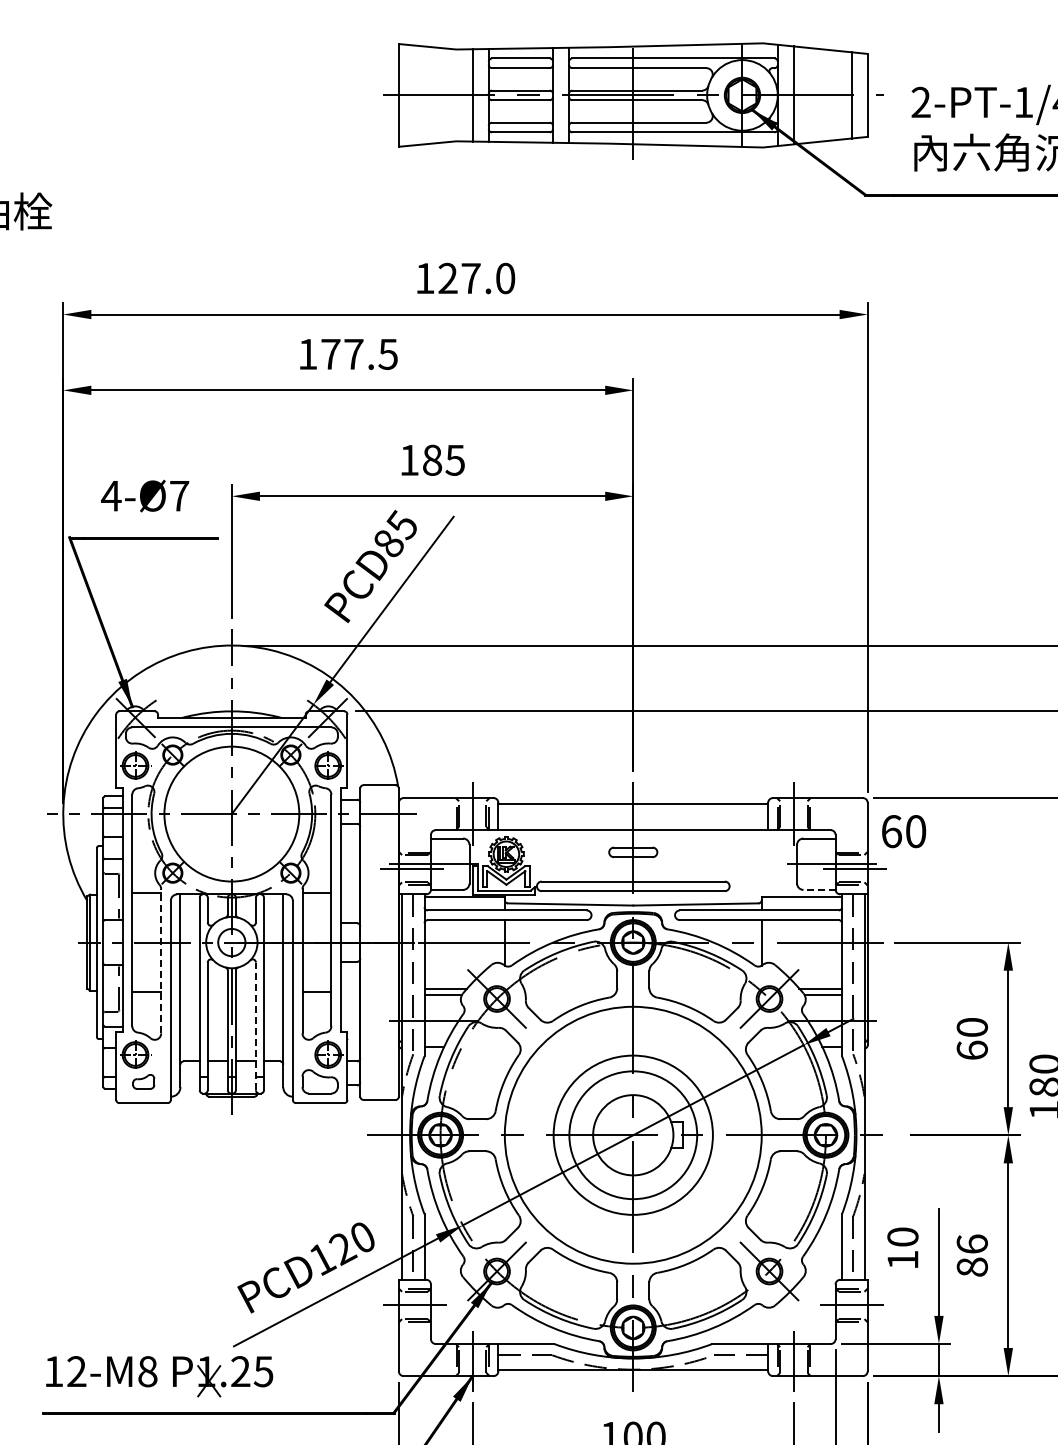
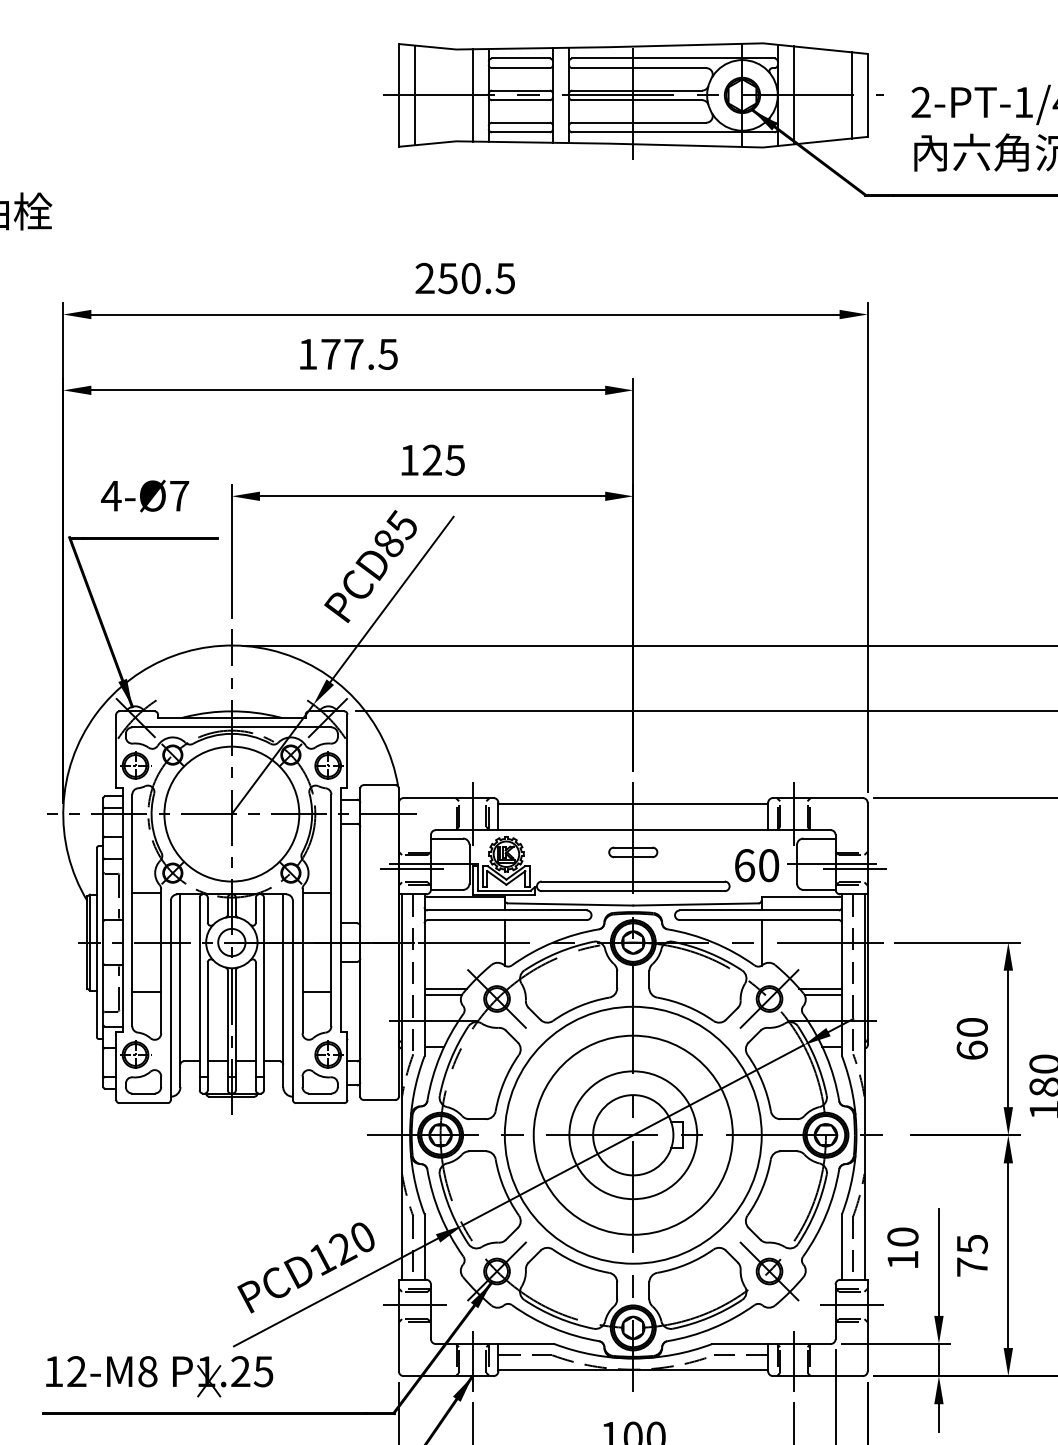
line: none -> present (414, 95)
text: 127.0 -> 250.5 (465, 278)
text: 185 -> 125 (432, 459)
text position: (904, 831) -> (757, 865) (757, 865)
line: dashed -> solid (819, 889)
line: dashed -> solid (161, 960)
line: dashed -> solid (255, 1026)
part size: 24x16 px -> 38x26 px (143, 1081)
circle diameter: 159 px -> 199 px (632, 1134)
text: 86 -> 75 (971, 1255)
